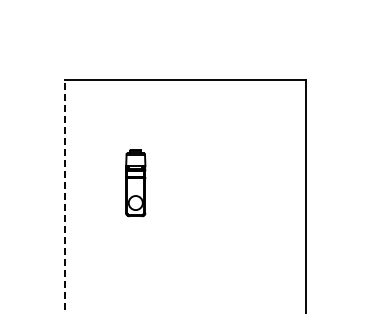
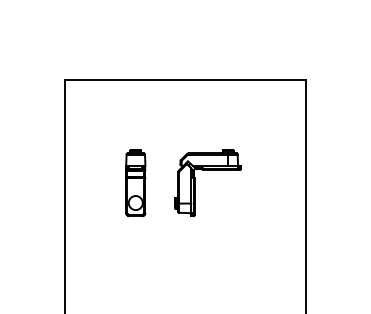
part: none -> present (207, 170)
line: dashed -> solid (65, 196)
